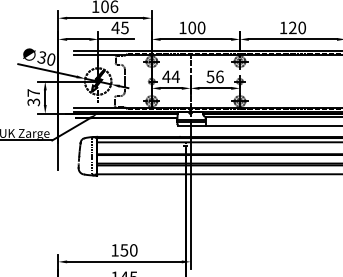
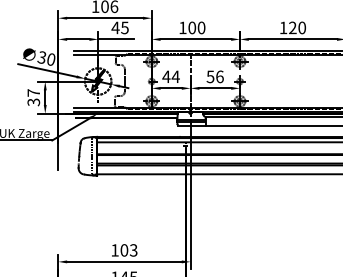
text: 150 -> 103 (128, 250)
